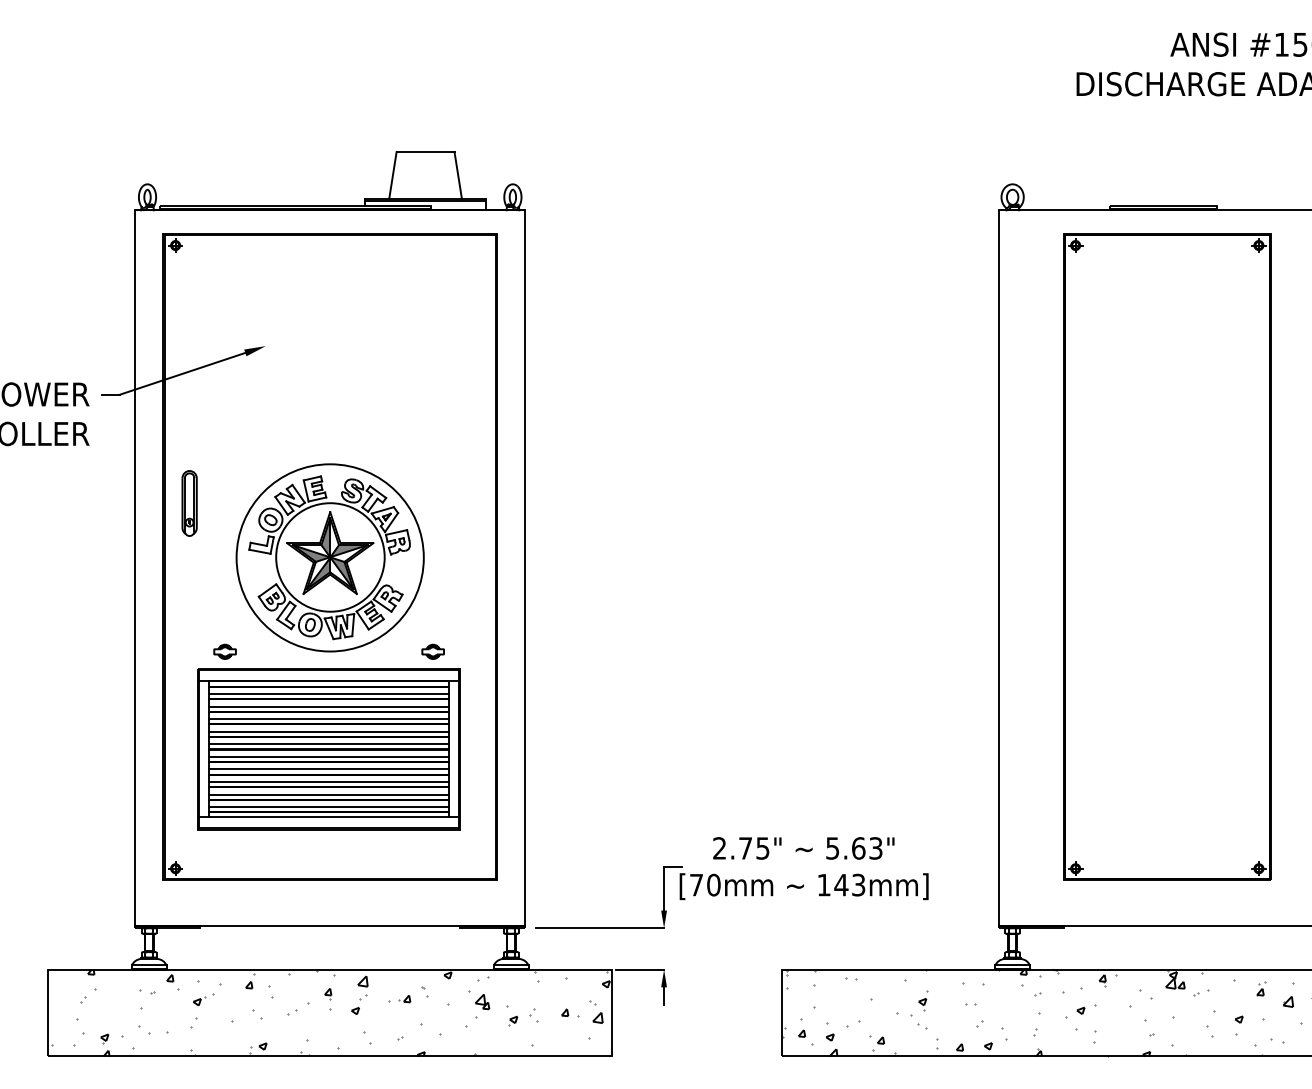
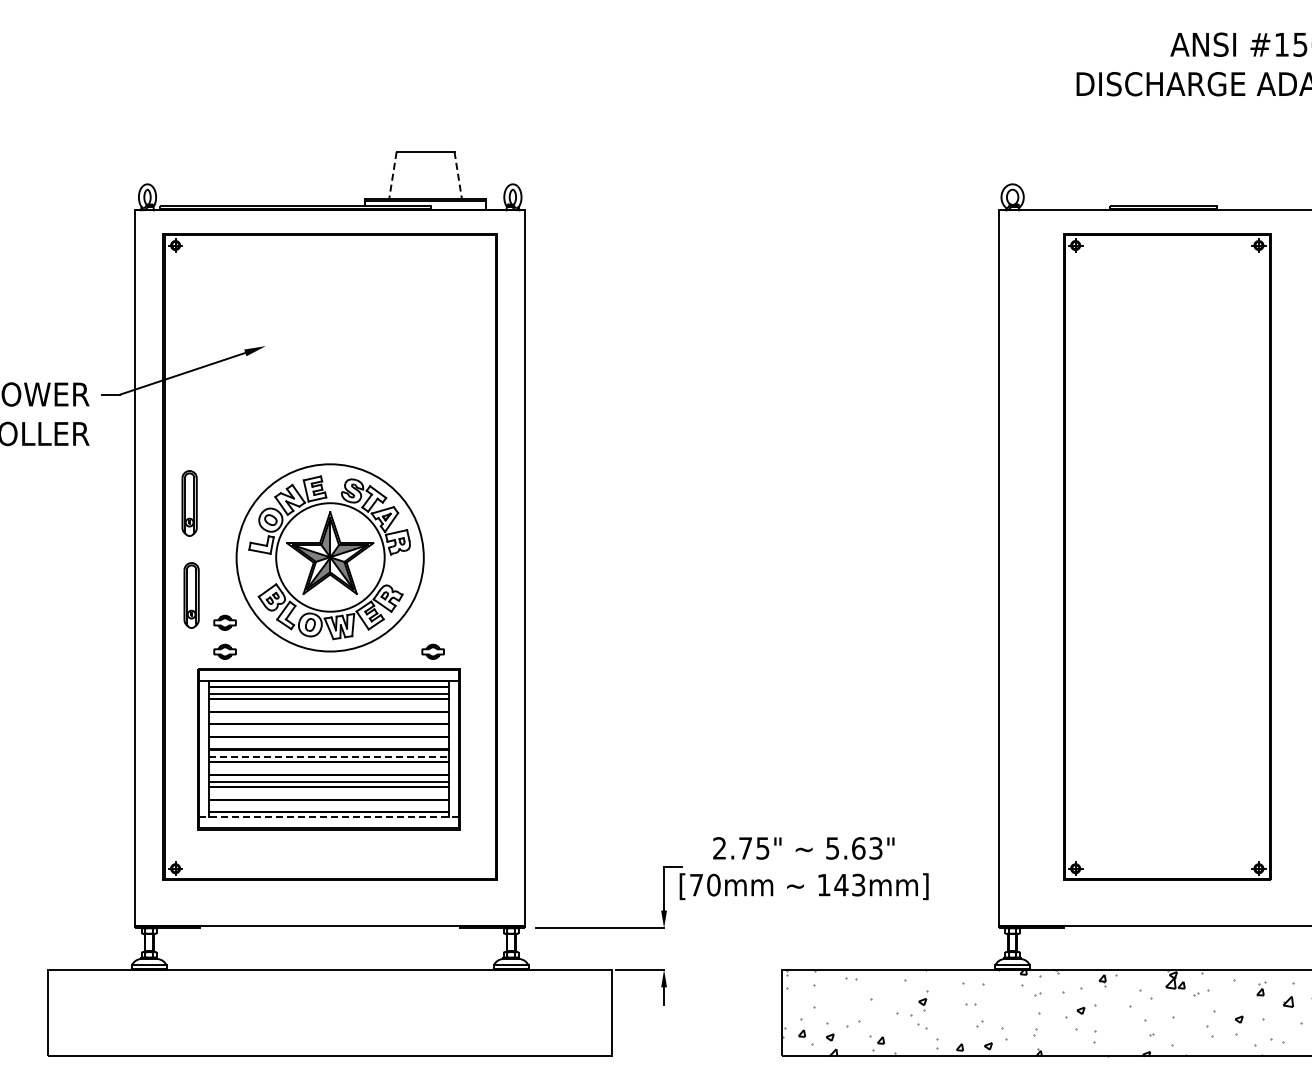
line: solid -> dashed (392, 176)
line: solid -> dashed (458, 176)
part: none -> present (191, 595)
part: none -> present (224, 622)
line: present -> none (329, 706)
line: present -> none (329, 719)
line: present -> none (329, 731)
line: present -> none (329, 744)
line: solid -> dashed (329, 756)
line: present -> none (329, 769)
line: present -> none (329, 794)
line: present -> none (329, 807)
line: solid -> dashed (329, 817)
hatch: present -> none (331, 1012)
